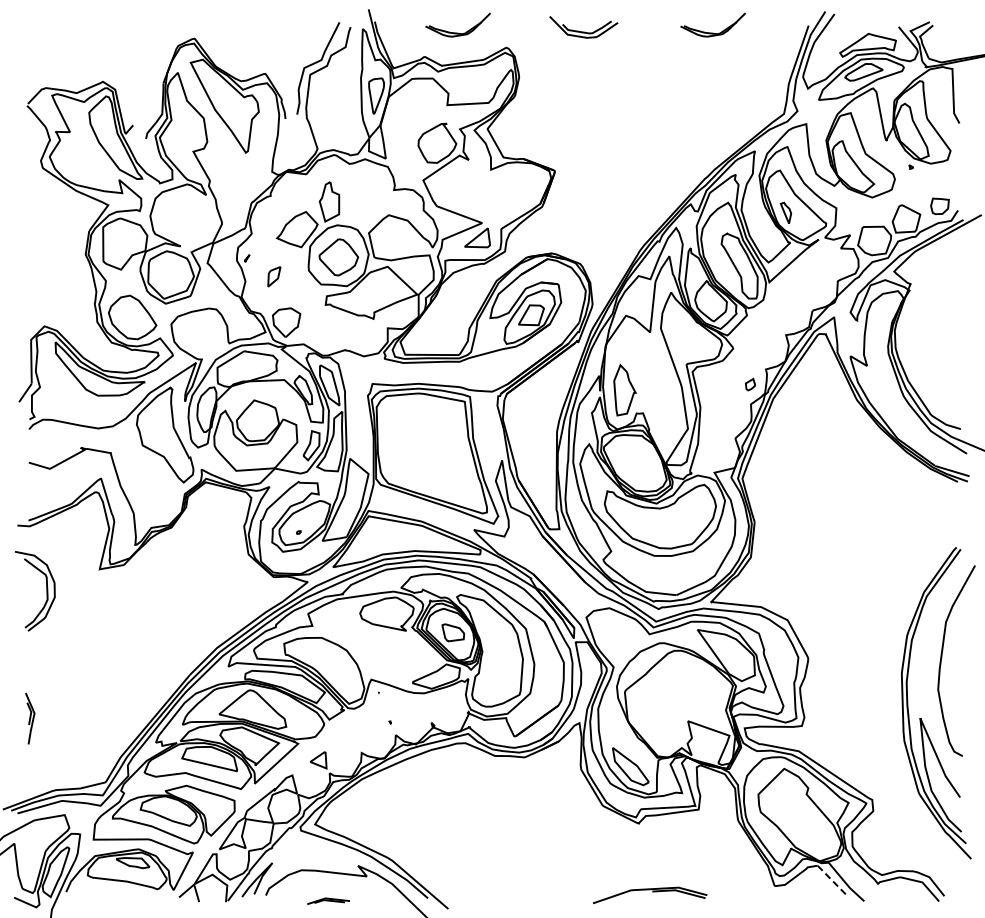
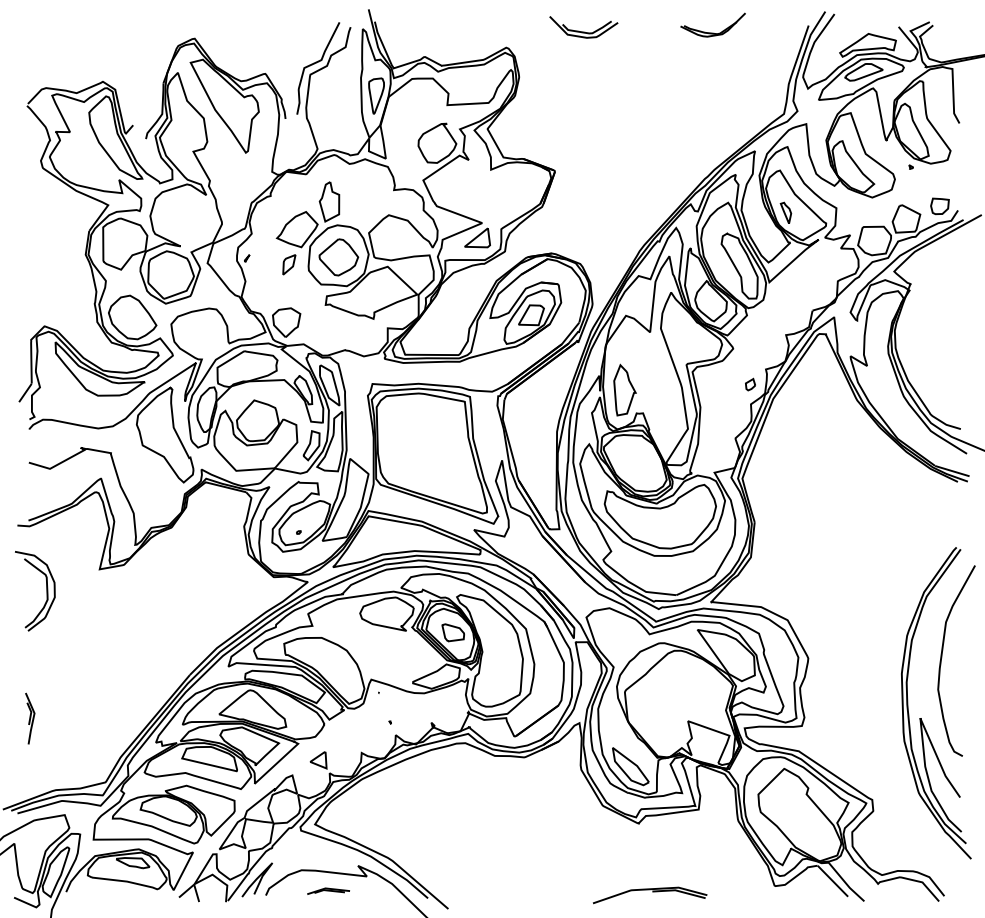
part: present -> none (457, 32)
part position: (274, 276) -> (289, 264) (289, 264)
line: dashed -> solid (832, 881)
part position: (328, 900) -> (328, 890) (328, 890)
